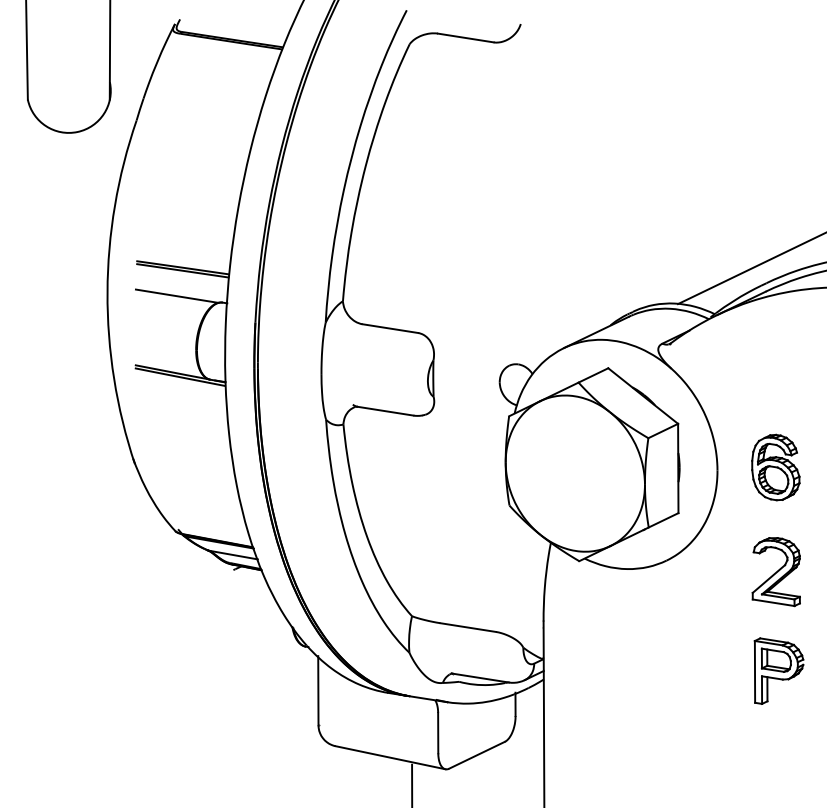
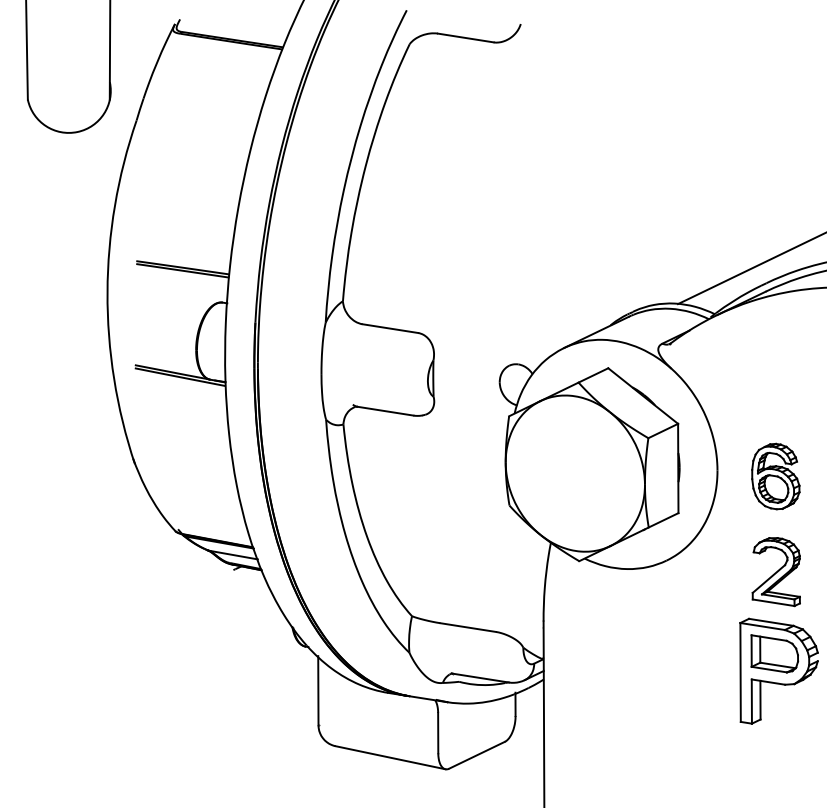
line: present -> none (176, 295)
part position: (775, 467) -> (775, 476) (775, 476)
part size: 52x68 px -> 80x108 px (778, 670)
line: present -> none (412, 783)
